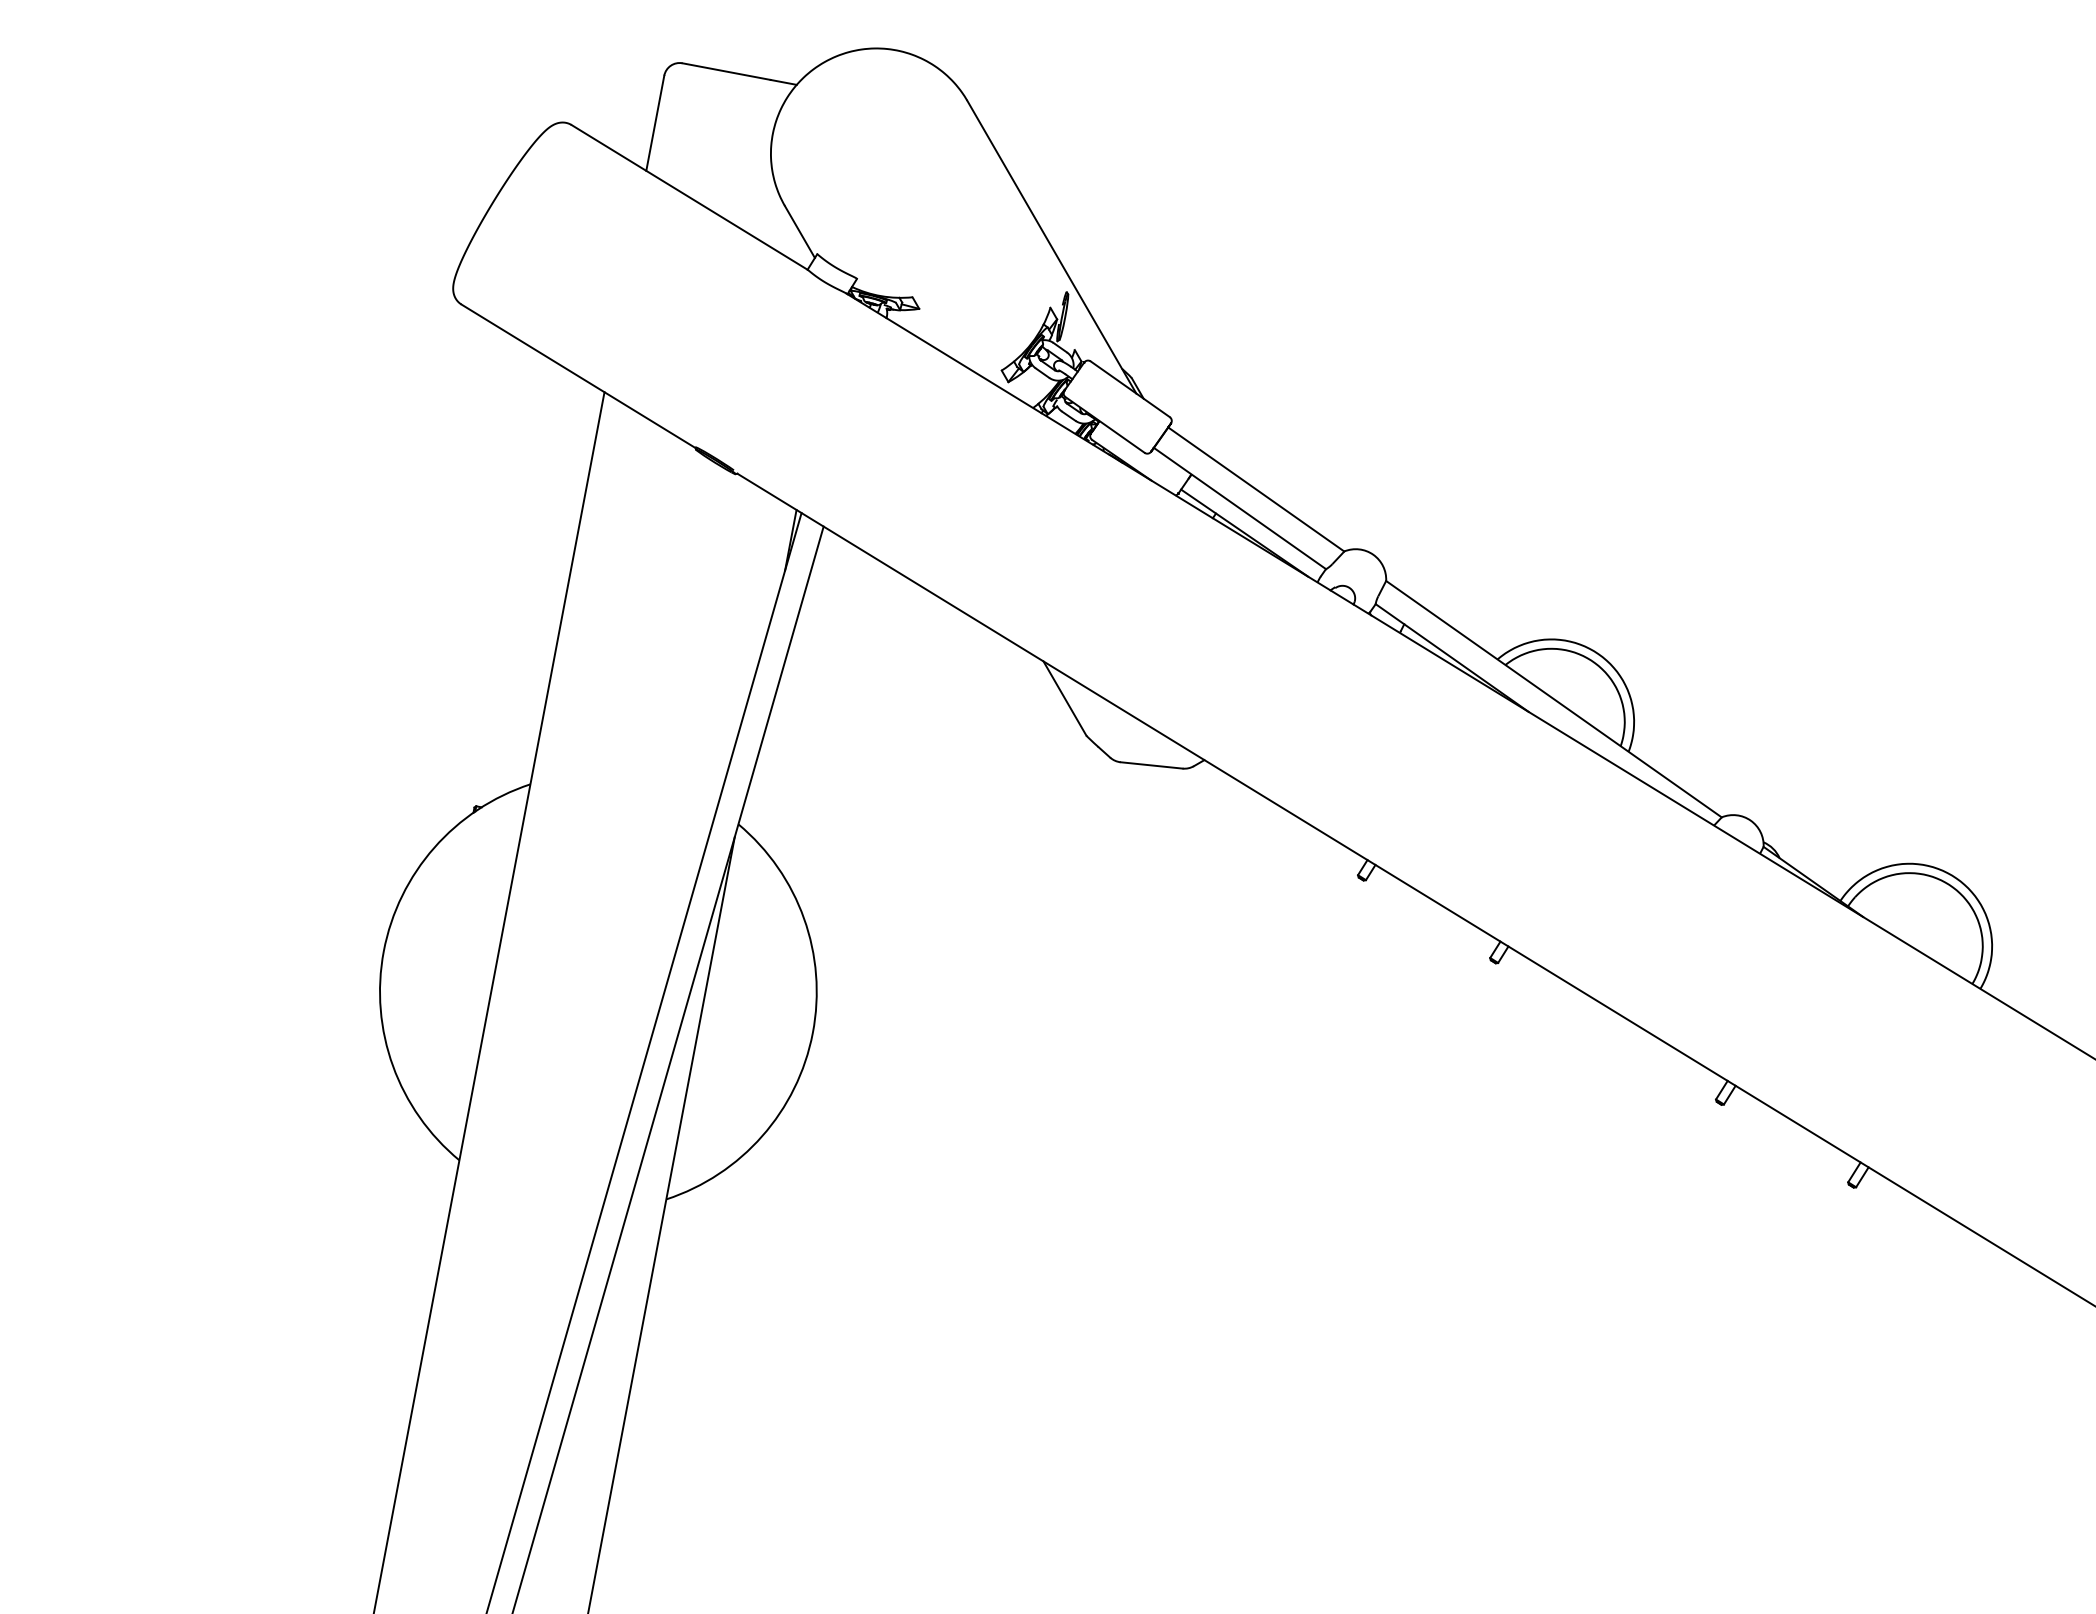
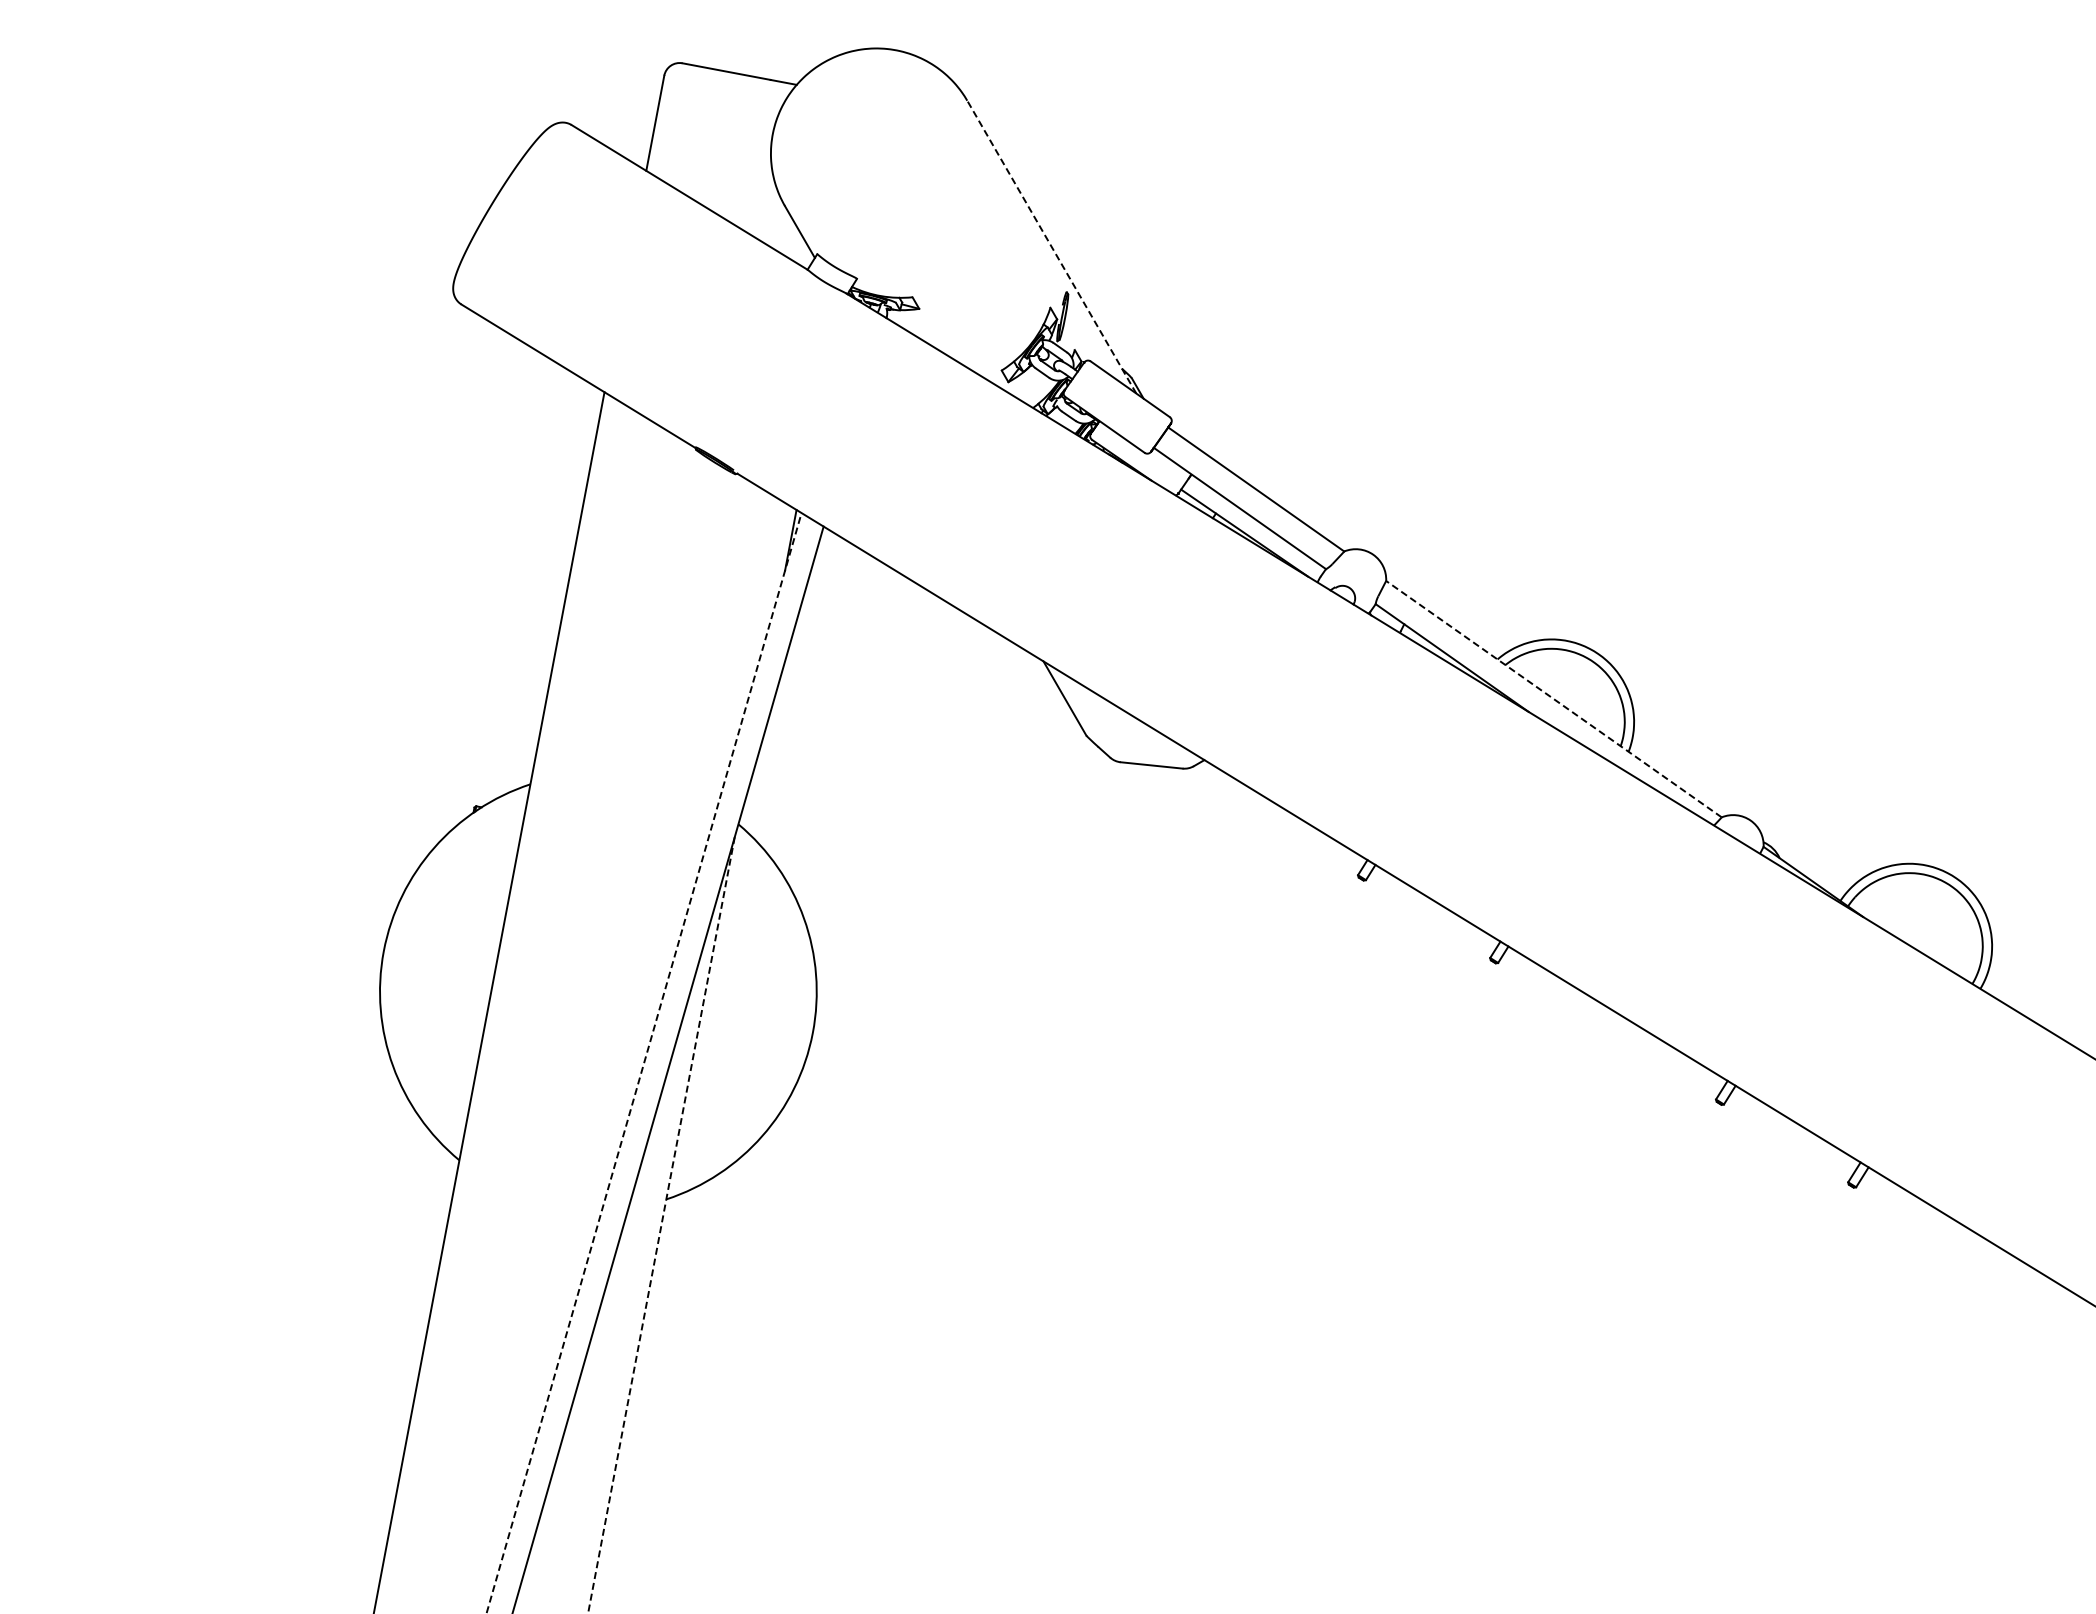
line: solid -> dashed (1051, 246)
line: solid -> dashed (1553, 698)
line: solid -> dashed (644, 1062)
line: solid -> dashed (661, 1225)
